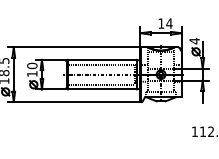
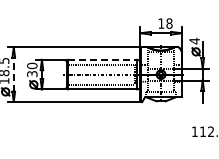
text: 14 -> 18 (169, 23)
line: solid -> dashed (102, 59)
line: solid -> dashed (13, 74)
text: 10 -> 30 (32, 74)
